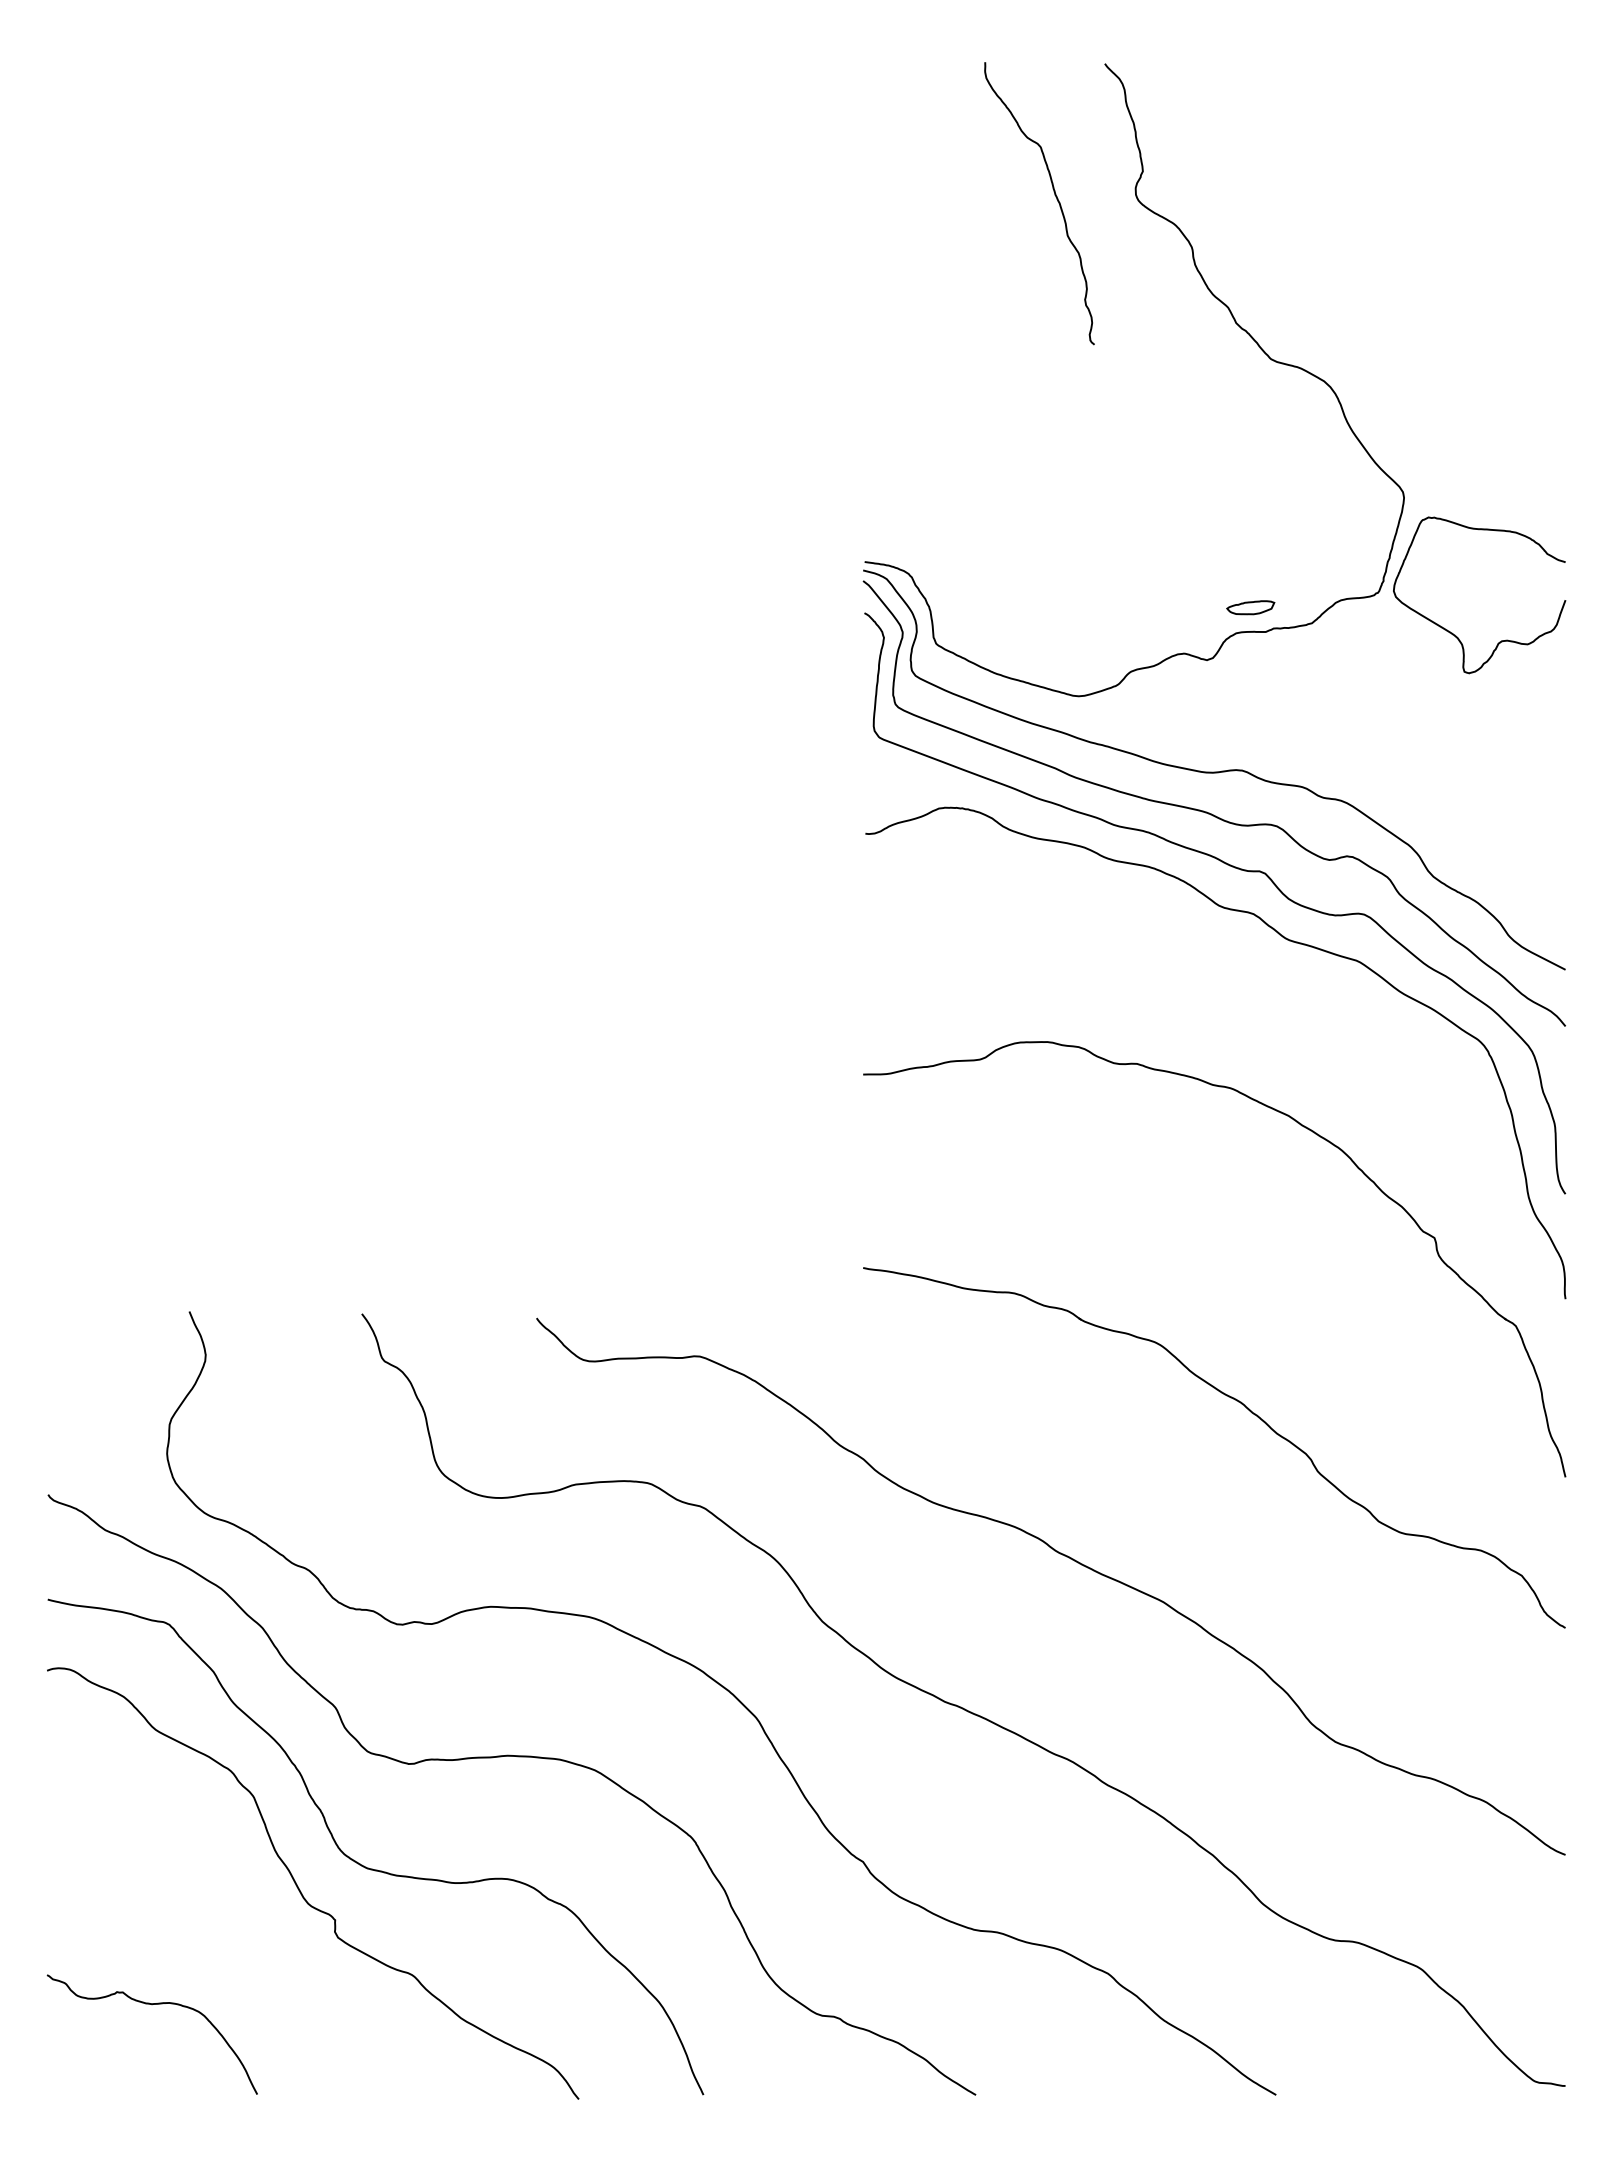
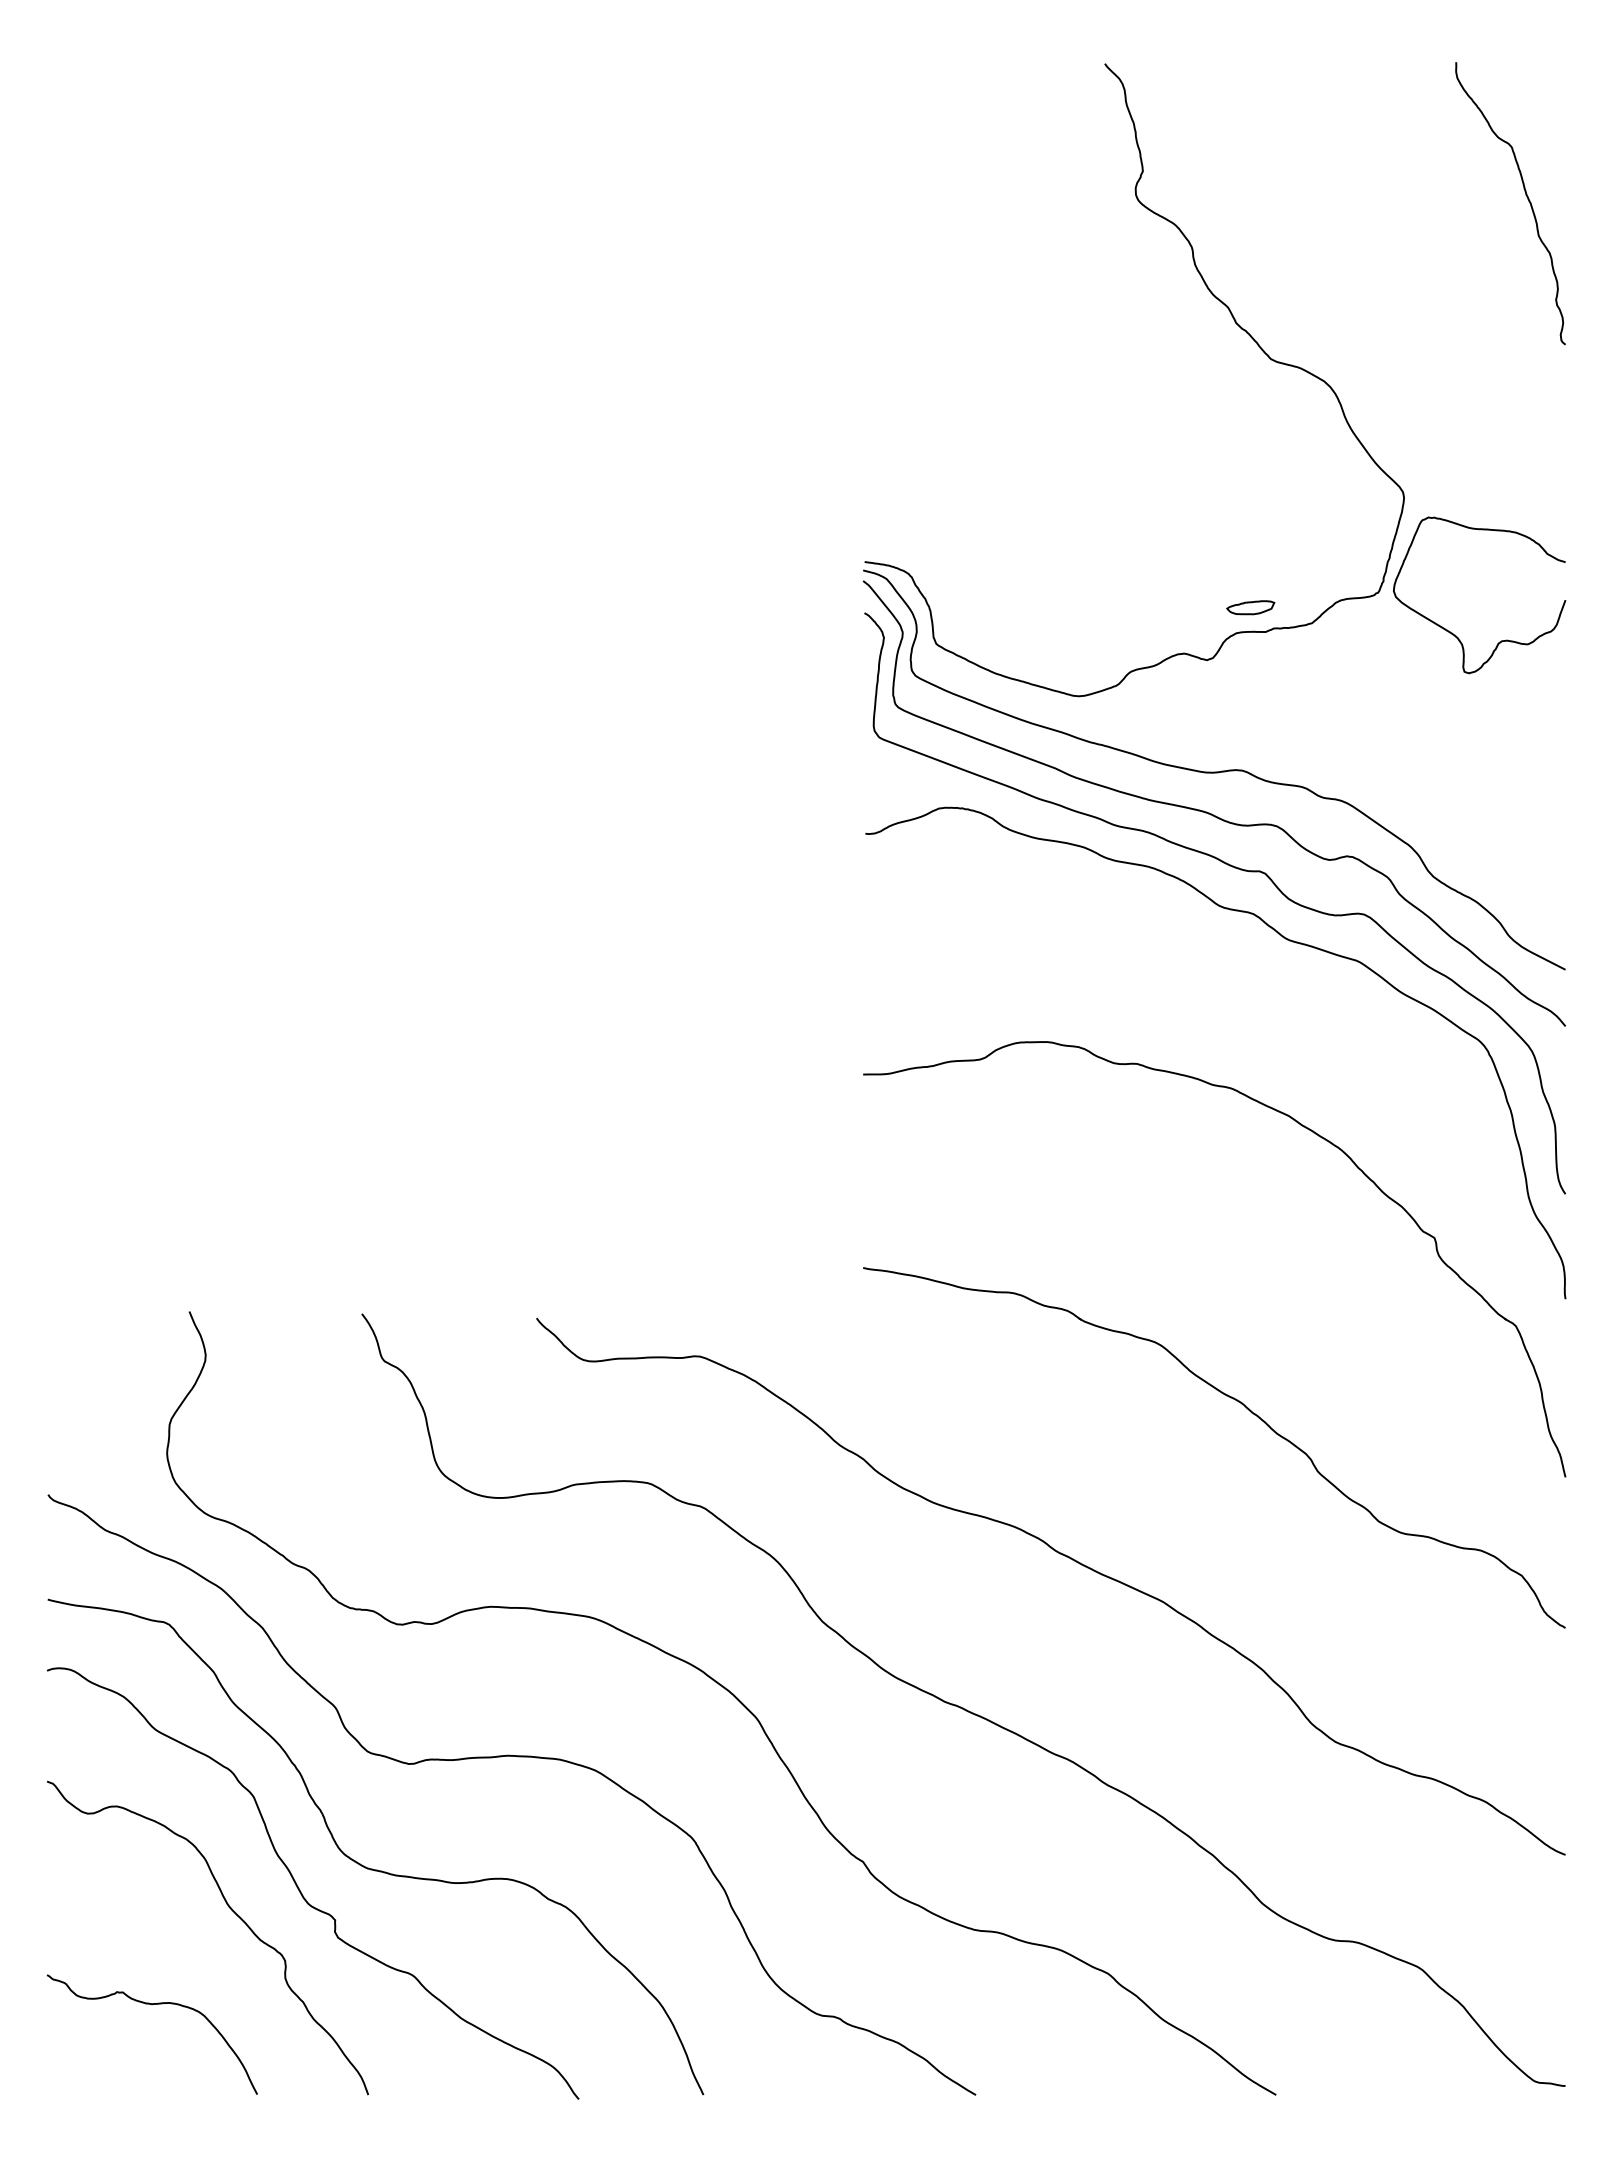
curve position: (1054, 195) -> (1525, 195) (1525, 195)
curve: none -> present (232, 1911)
